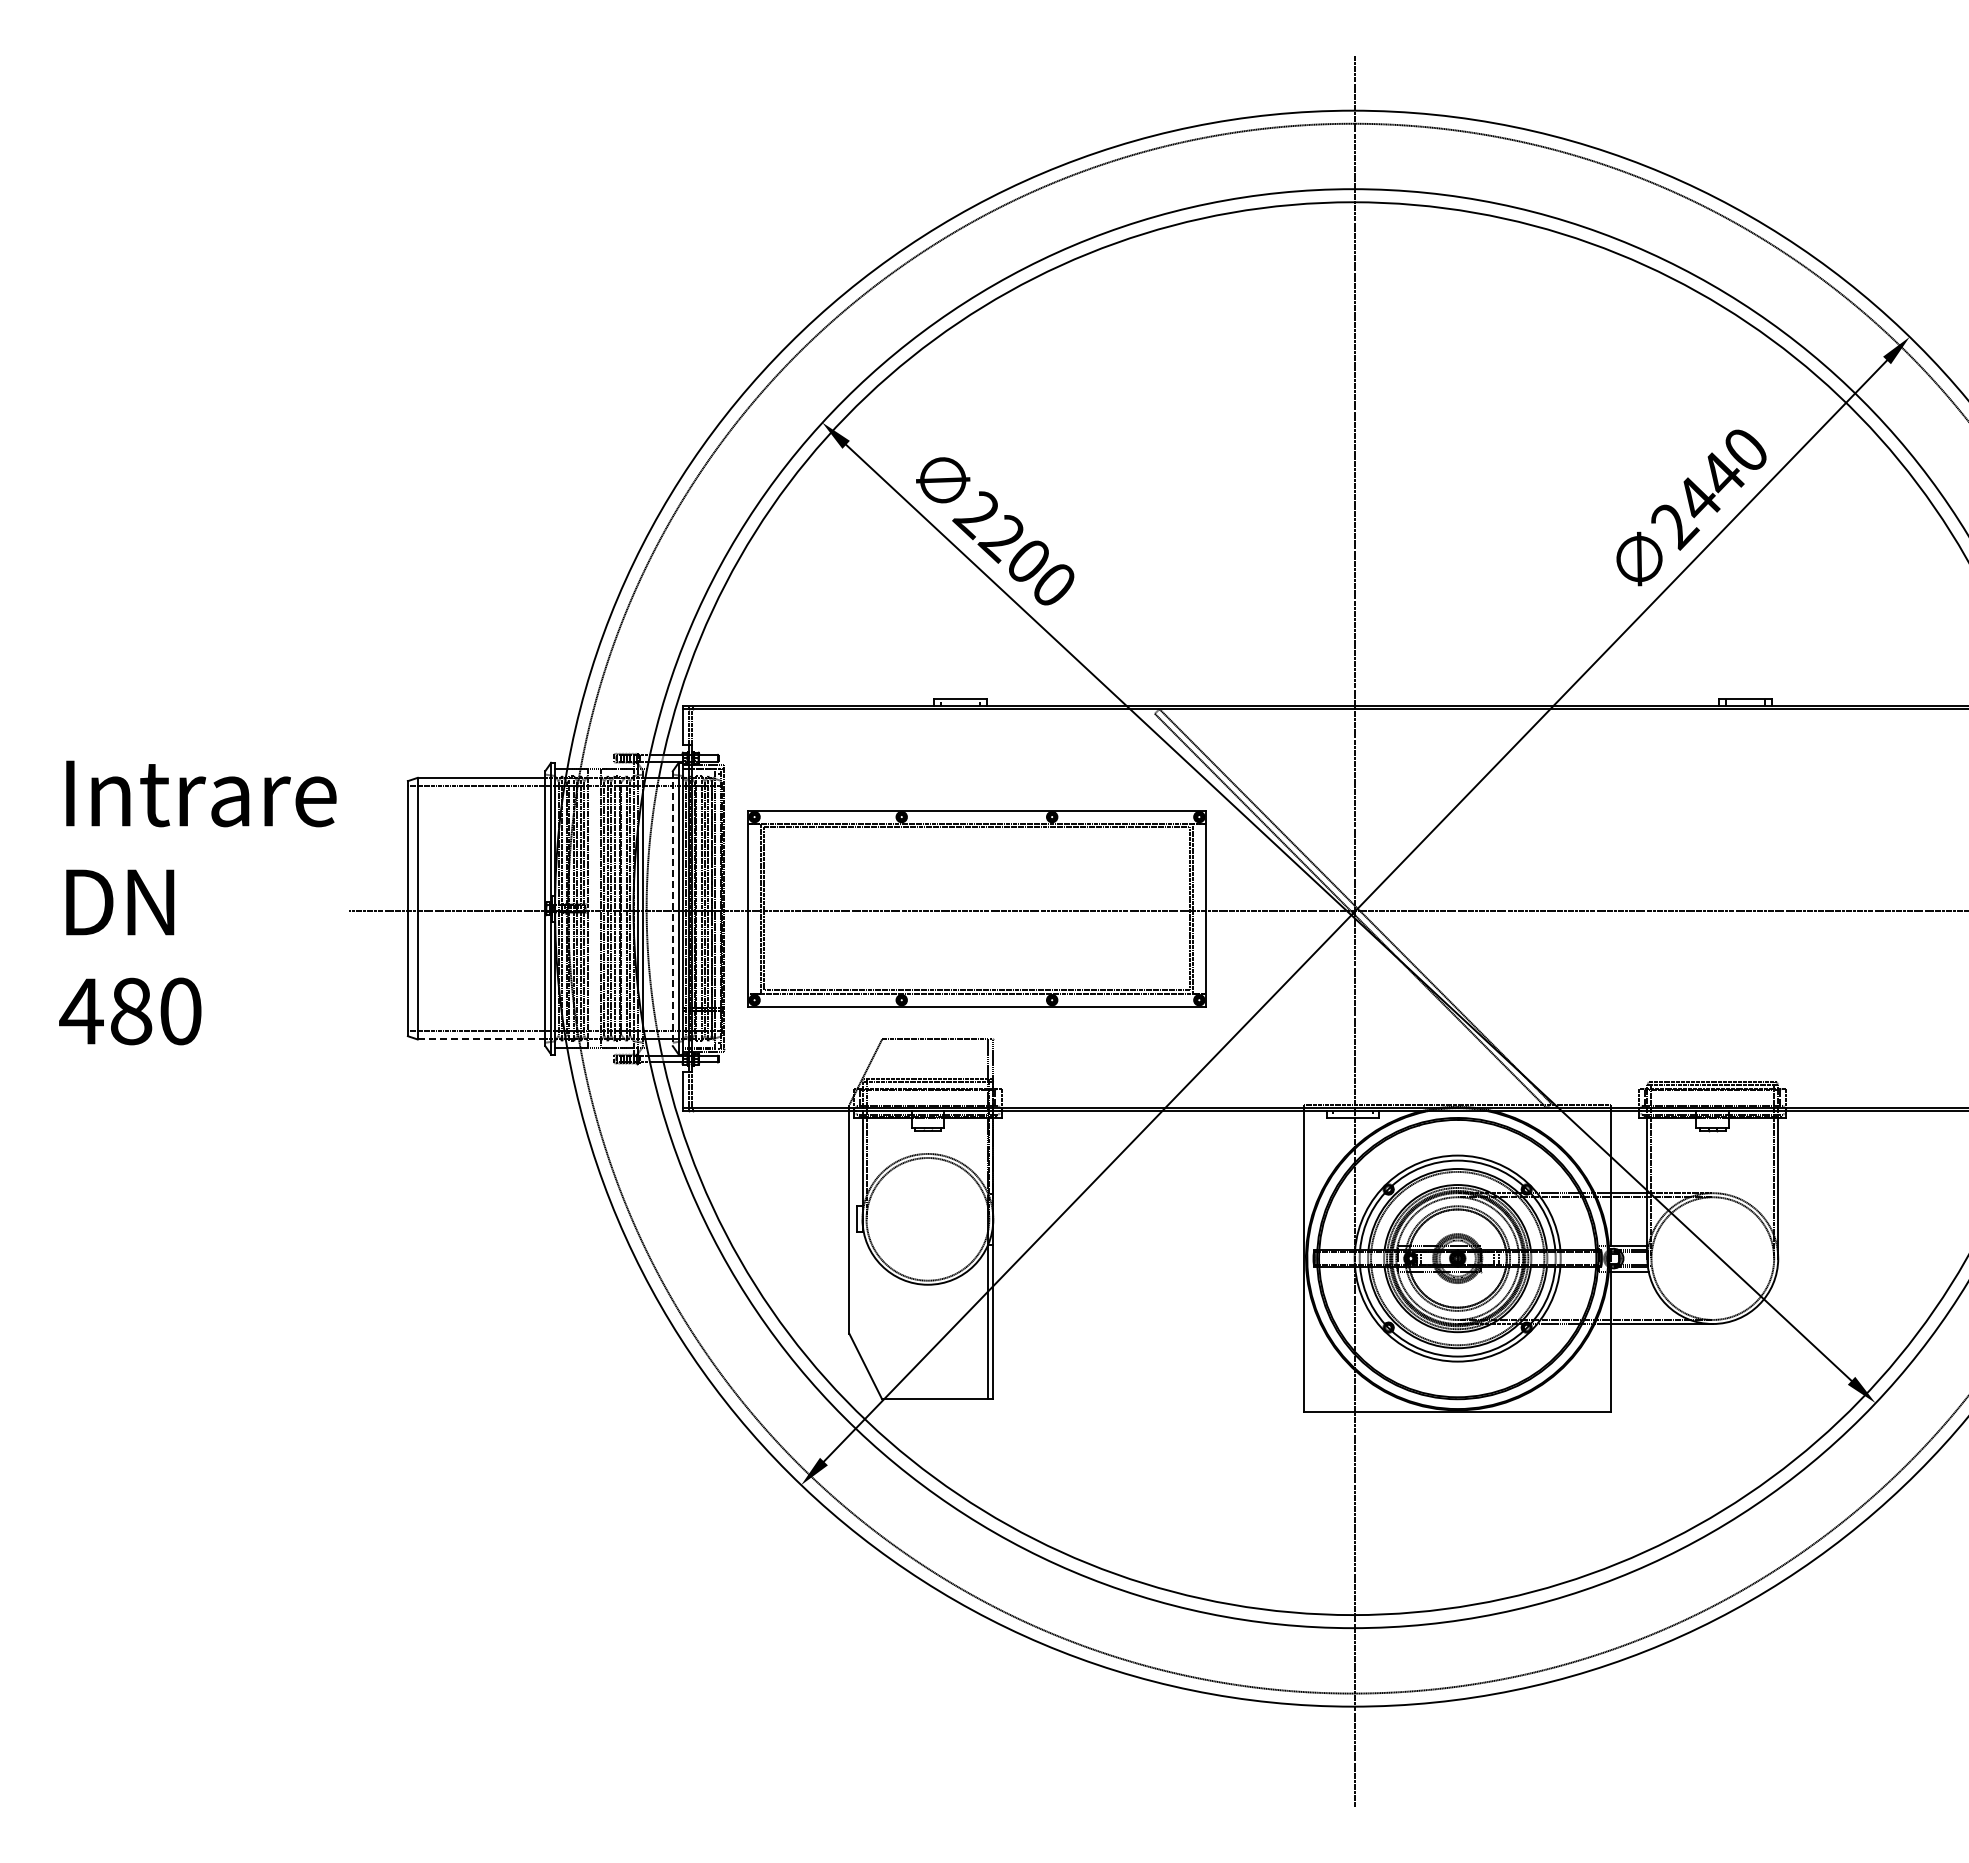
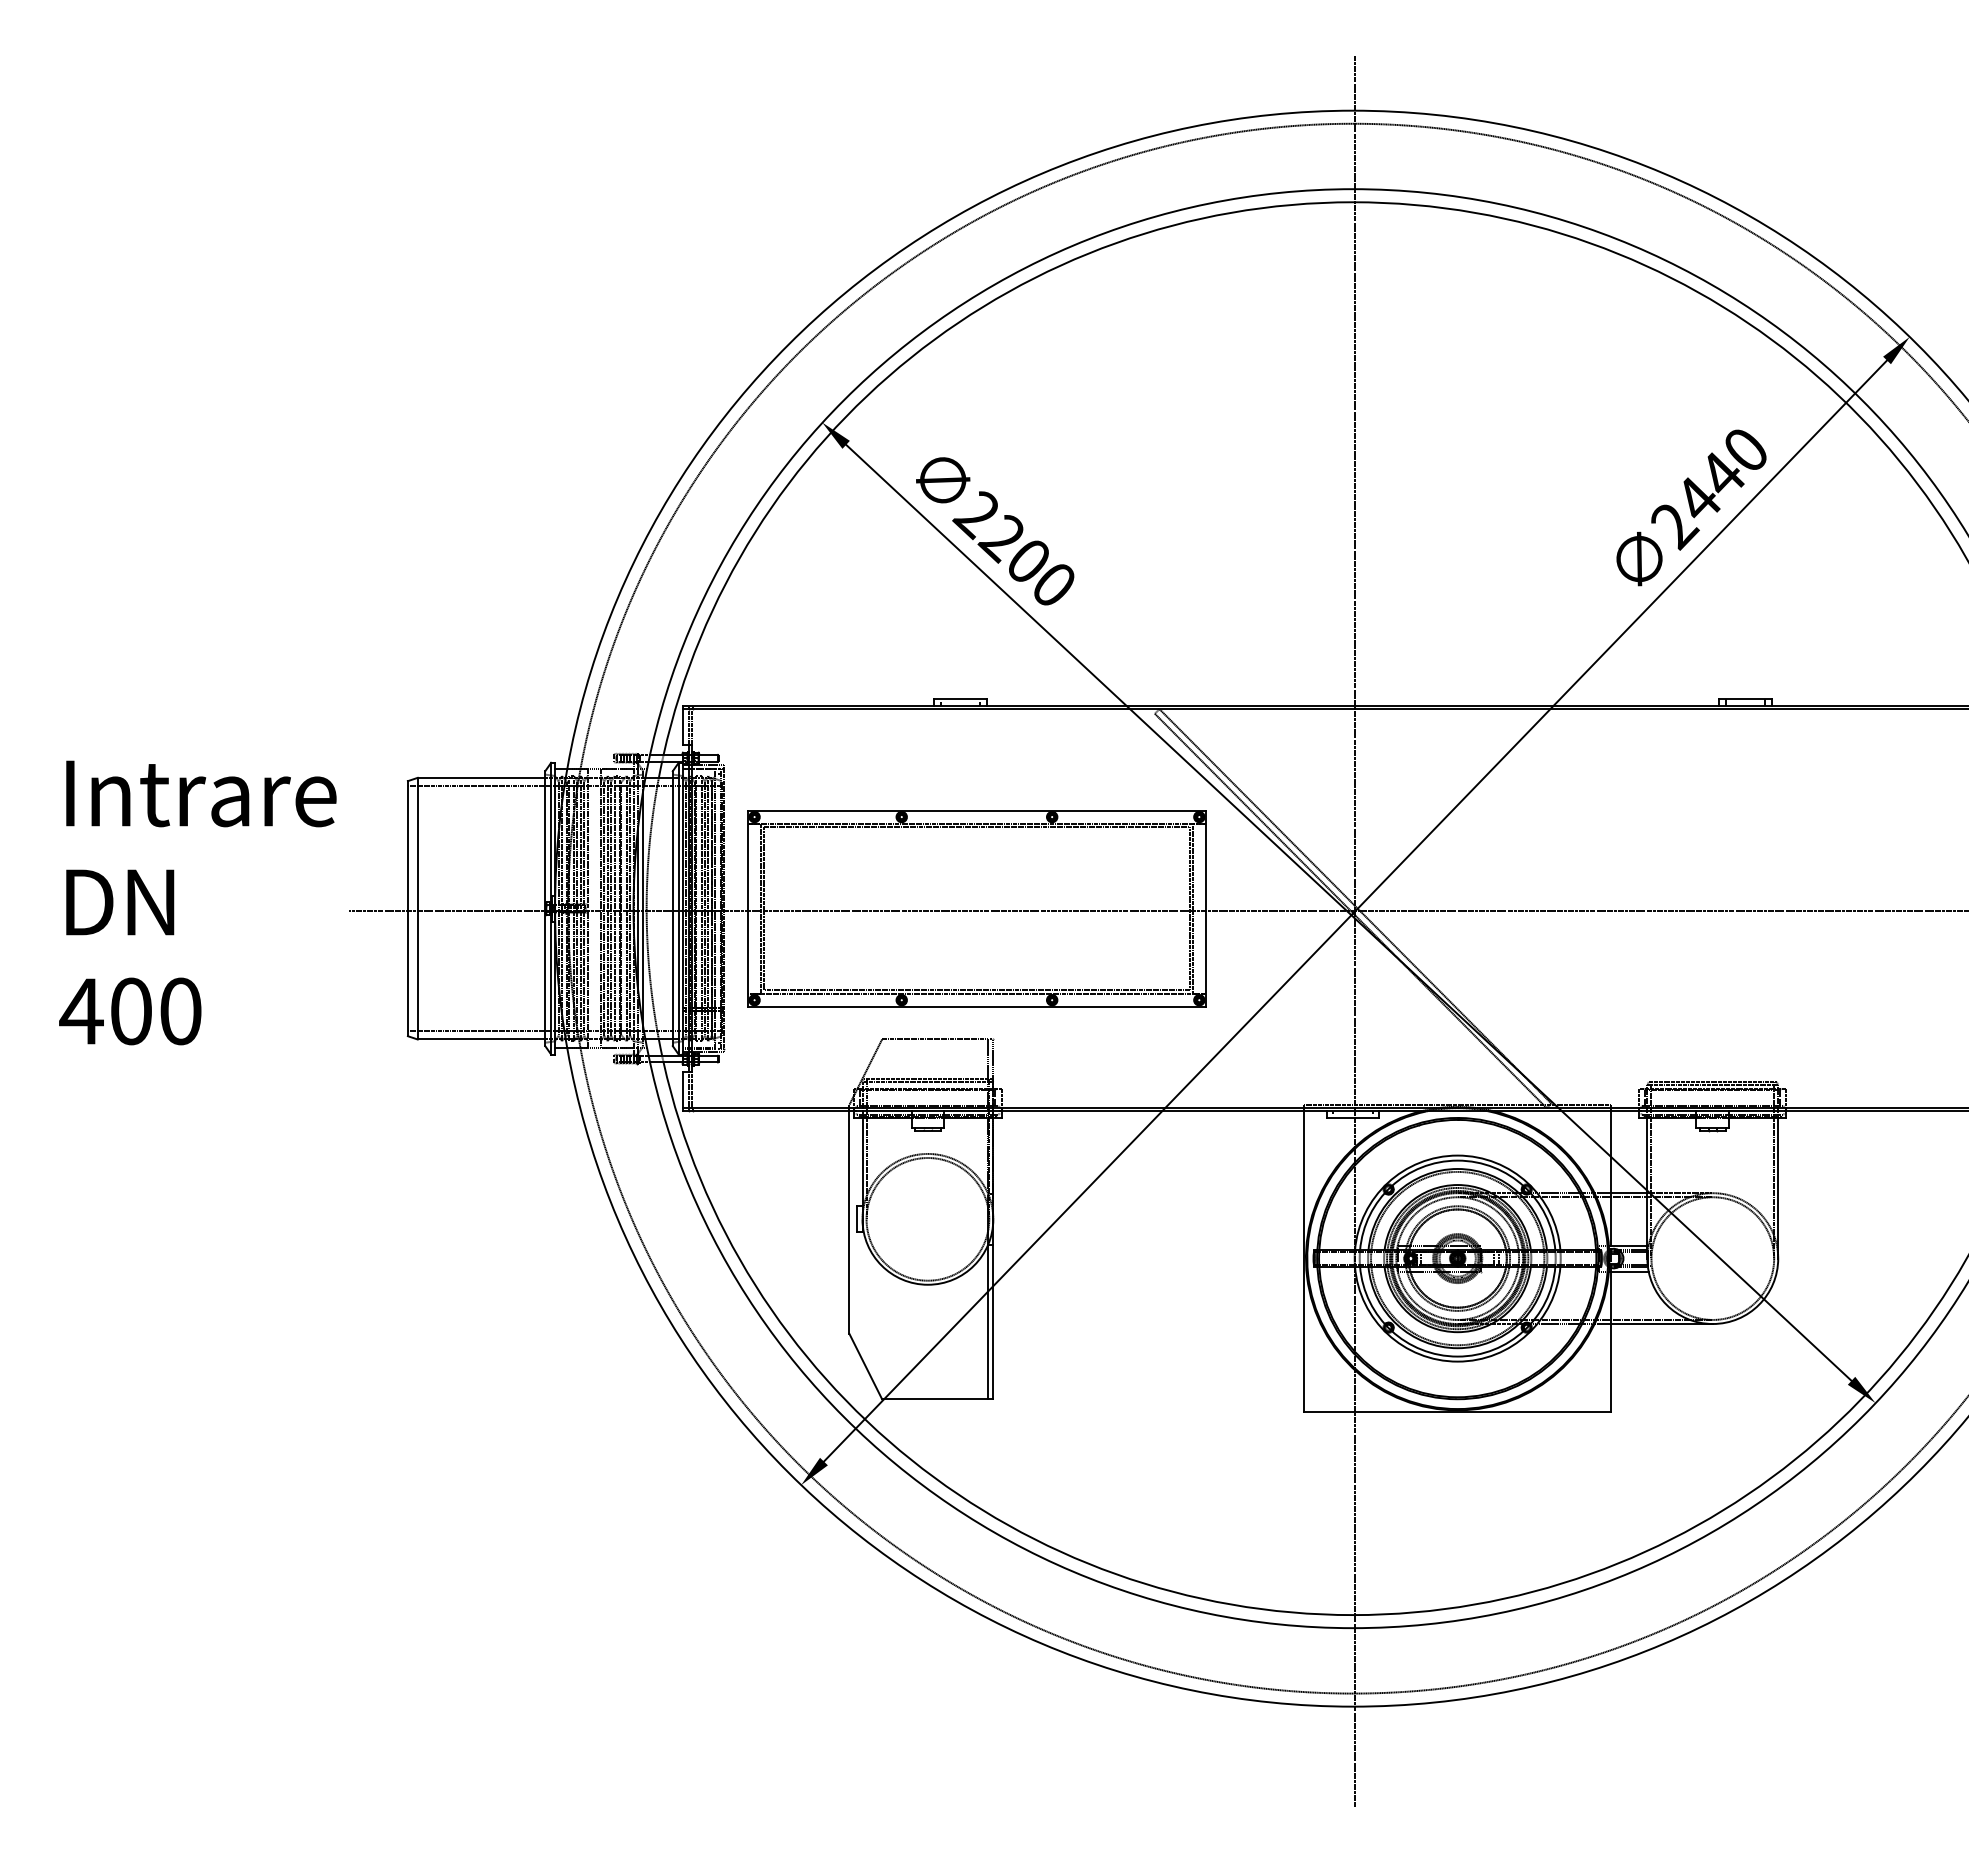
line: dashed -> solid (672, 909)
text: 480 -> 400 (131, 1011)
line: dashed -> solid (481, 1039)
